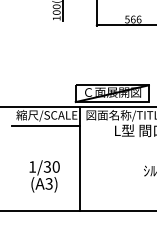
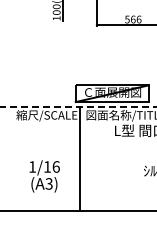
line: solid -> dashed (78, 106)
line: present -> none (45, 126)
text: 1/30 -> 1/16 (51, 166)
